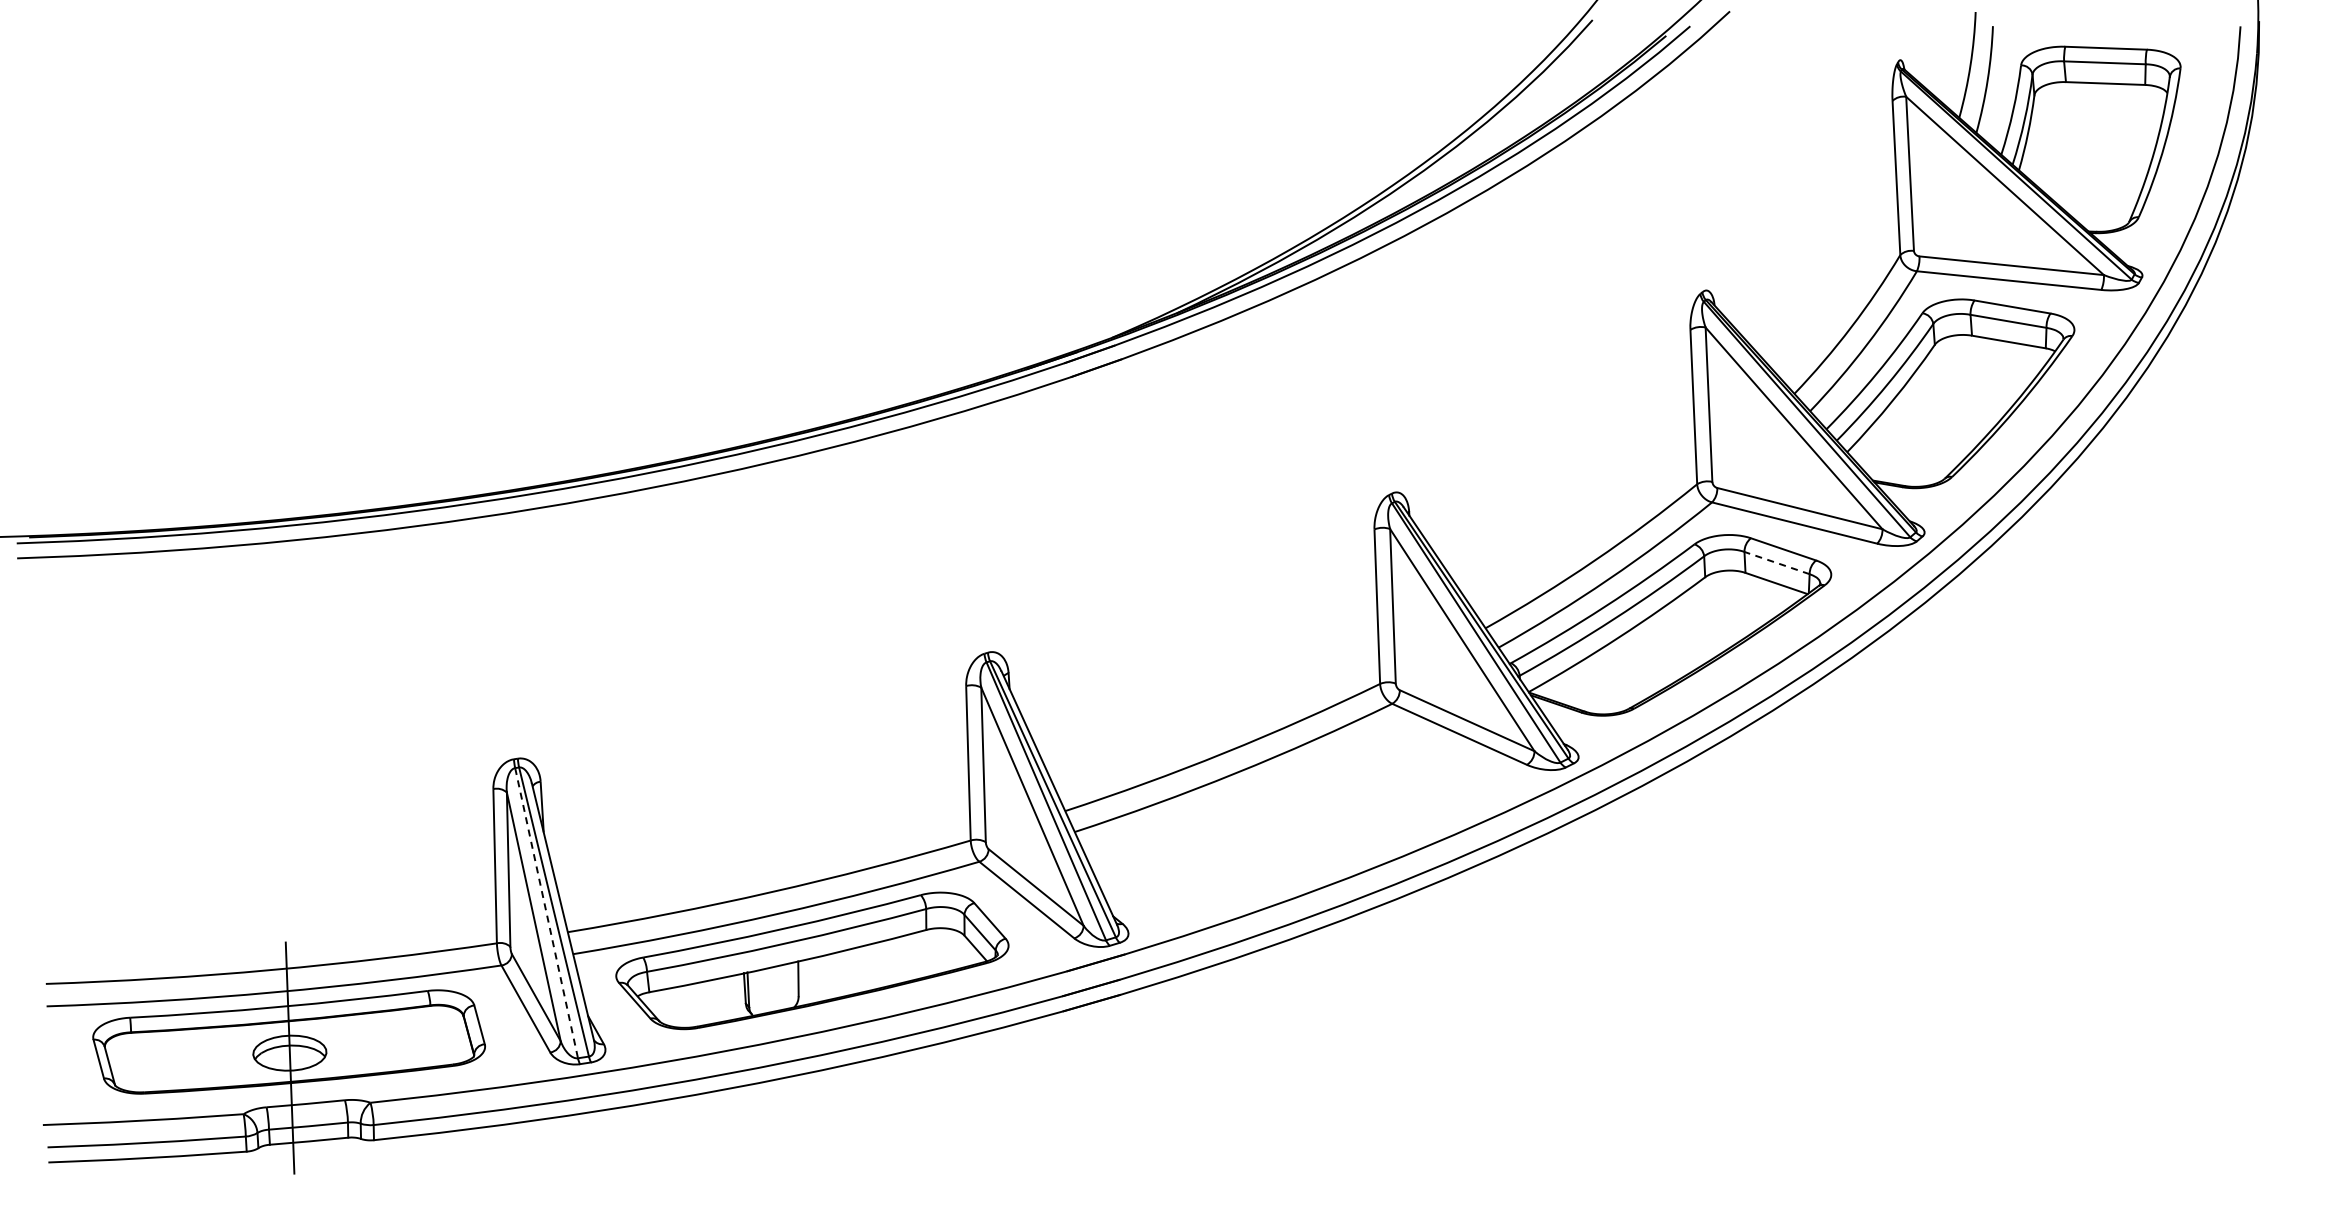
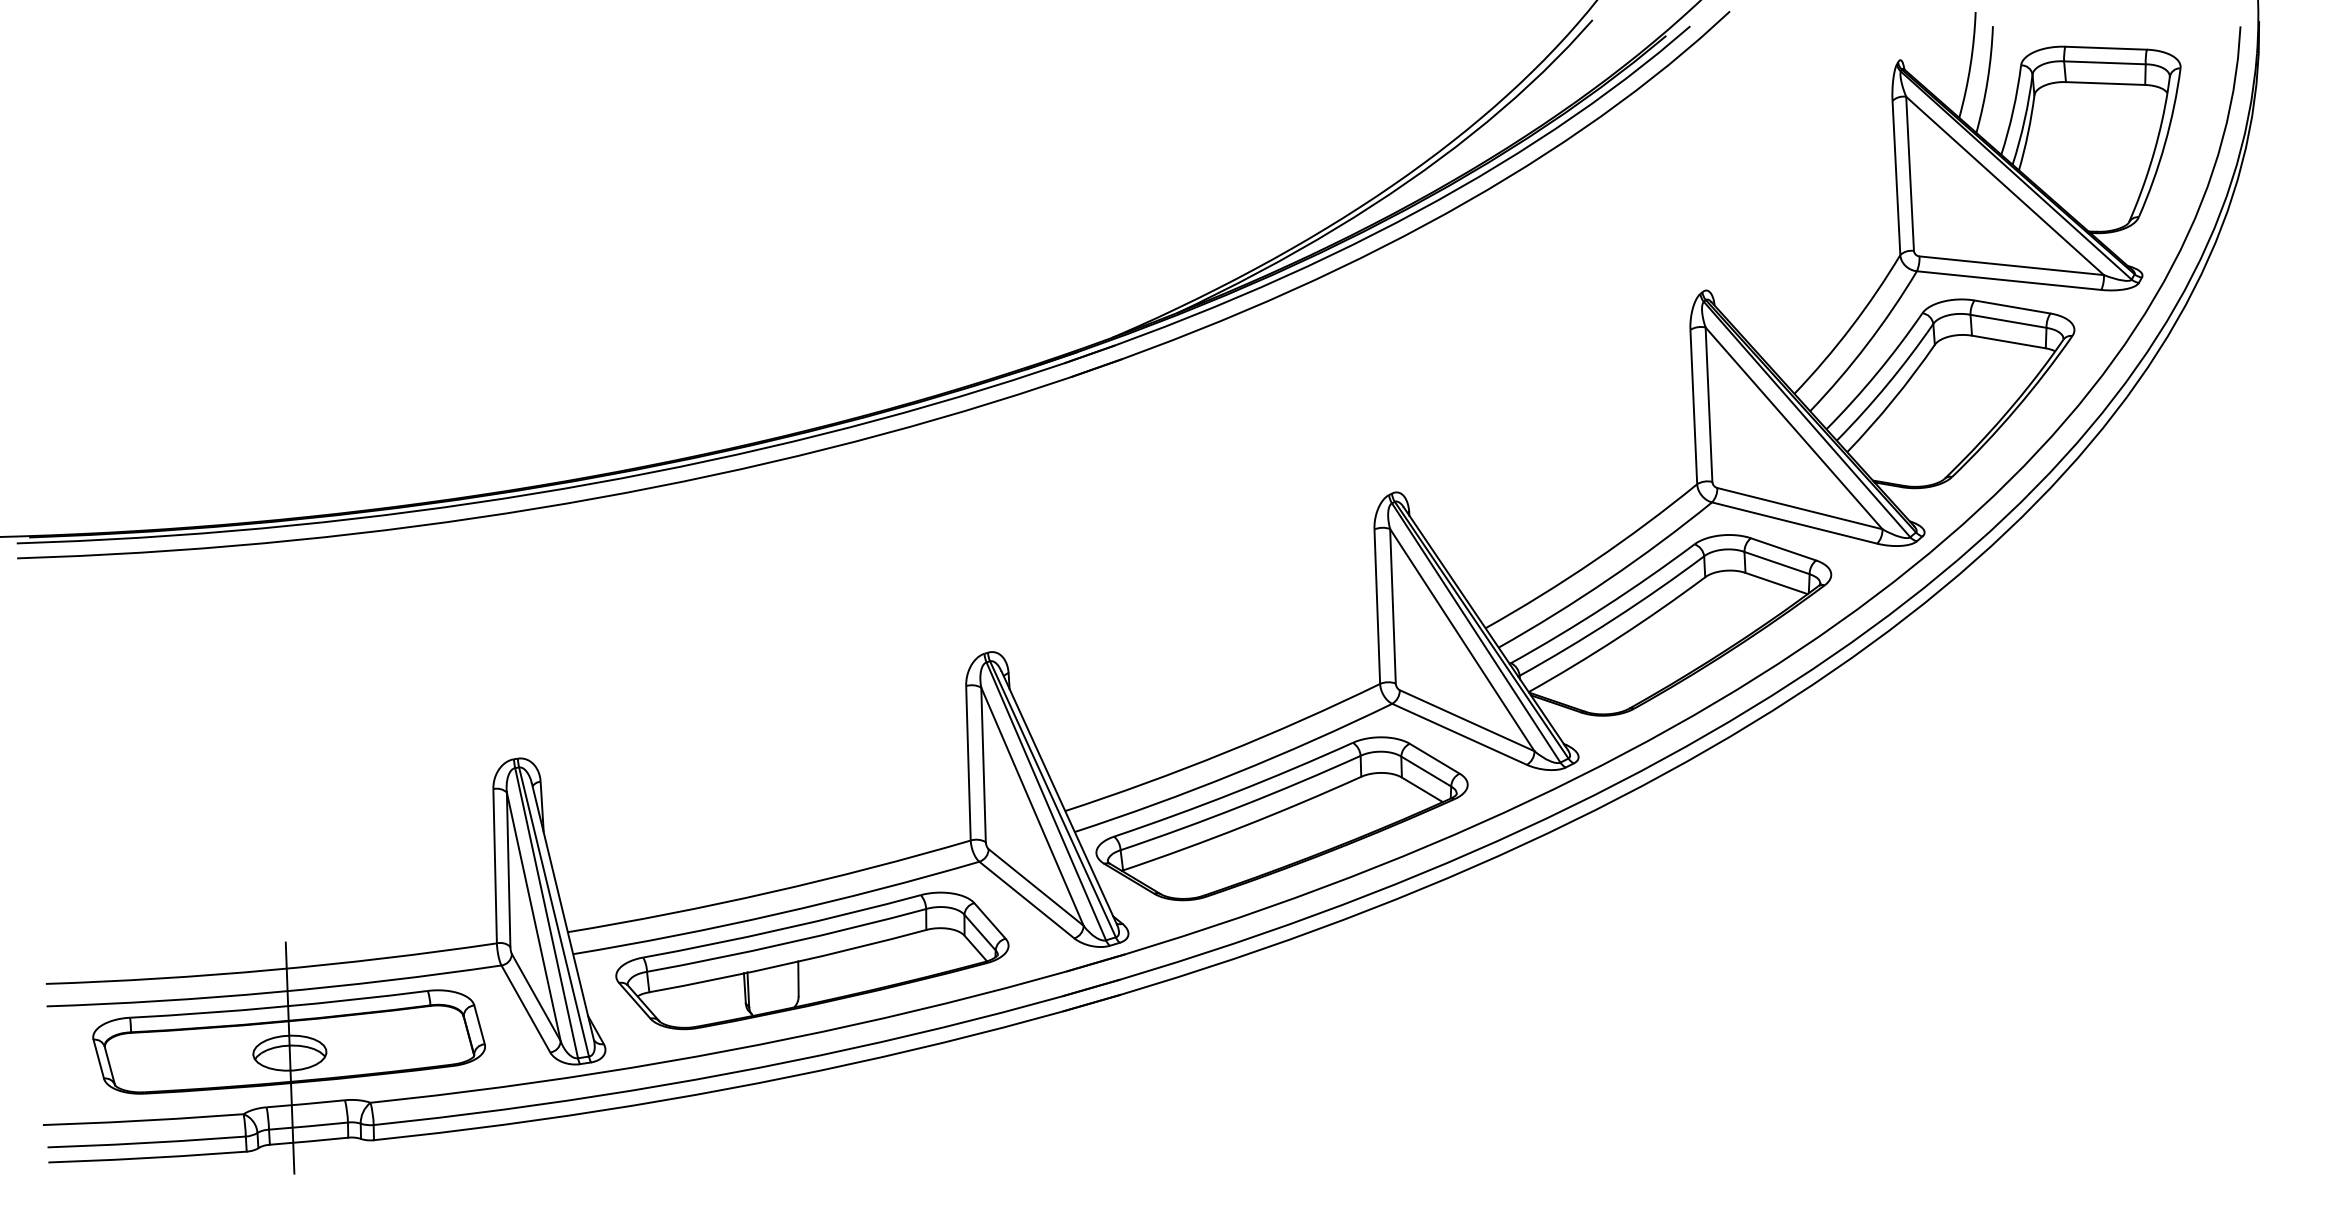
line: dashed -> solid (1776, 562)
part: none -> present (1281, 818)
line: dashed -> solid (546, 913)
